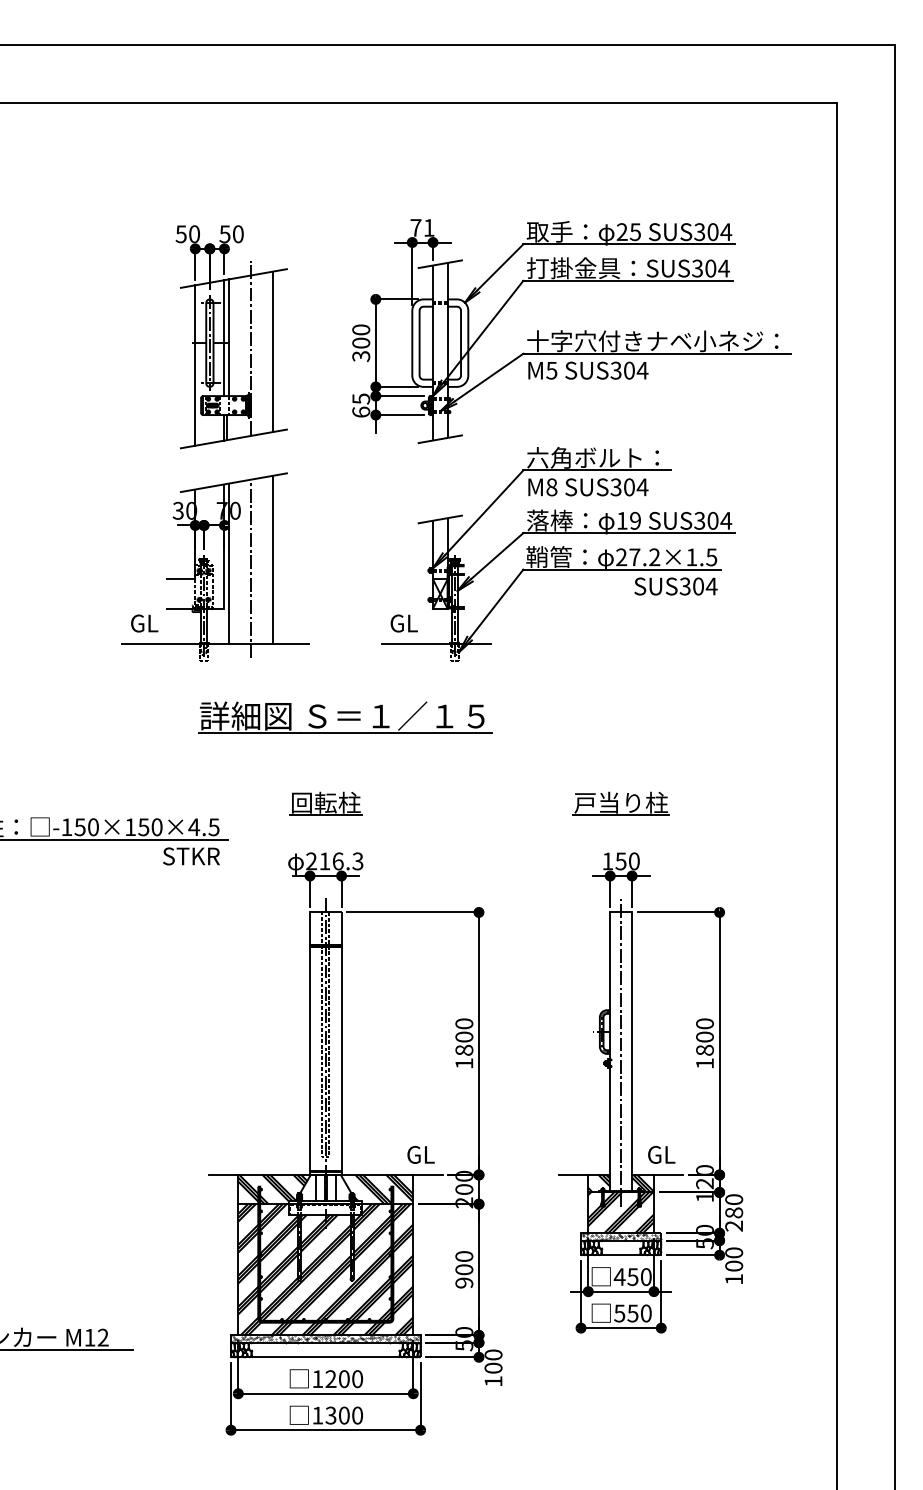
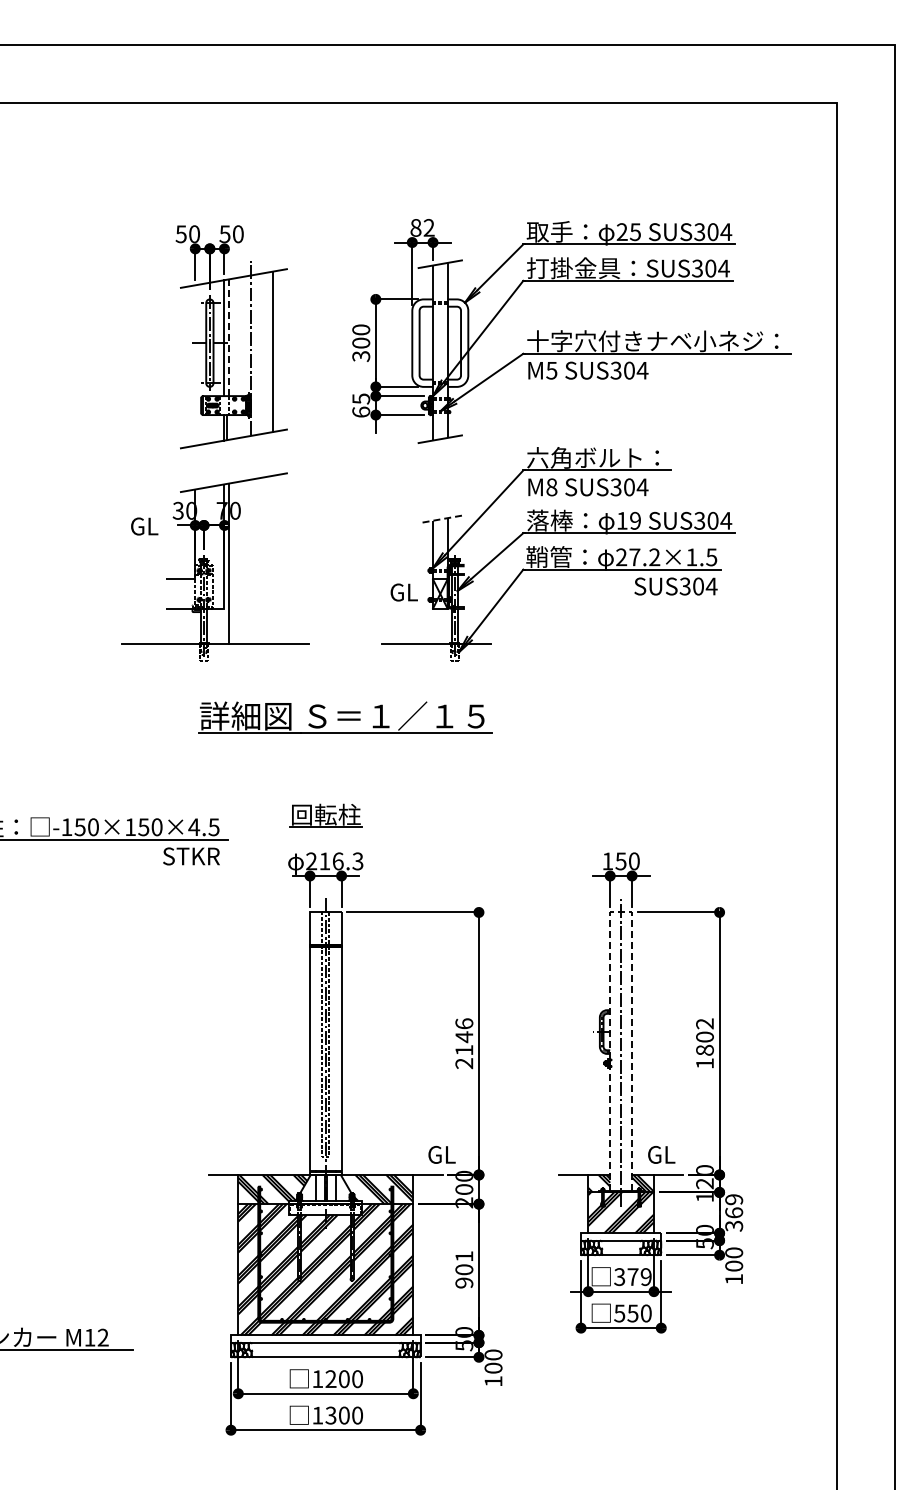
text: 71 -> 82 (422, 227)
line: solid -> dashed (228, 337)
line: present -> none (195, 365)
line: solid -> dashed (440, 519)
line: present -> none (272, 559)
line: present -> none (250, 568)
text position: (144, 623) -> (144, 526) (144, 526)
text position: (403, 623) -> (403, 592) (403, 592)
part position: (325, 803) -> (325, 815) (325, 815)
part: present -> none (620, 803)
line: solid -> dashed (621, 912)
text: 1800 -> 1802 (704, 1023)
text: 1800 -> 2146 (464, 1043)
text position: (420, 1154) -> (441, 1154) (441, 1154)
text: 280 -> 369 (734, 1212)
hatch: present -> none (621, 1236)
text: 900 -> 901 (464, 1256)
text: 450 -> 379 (632, 1277)
hatch: present -> none (325, 1338)
